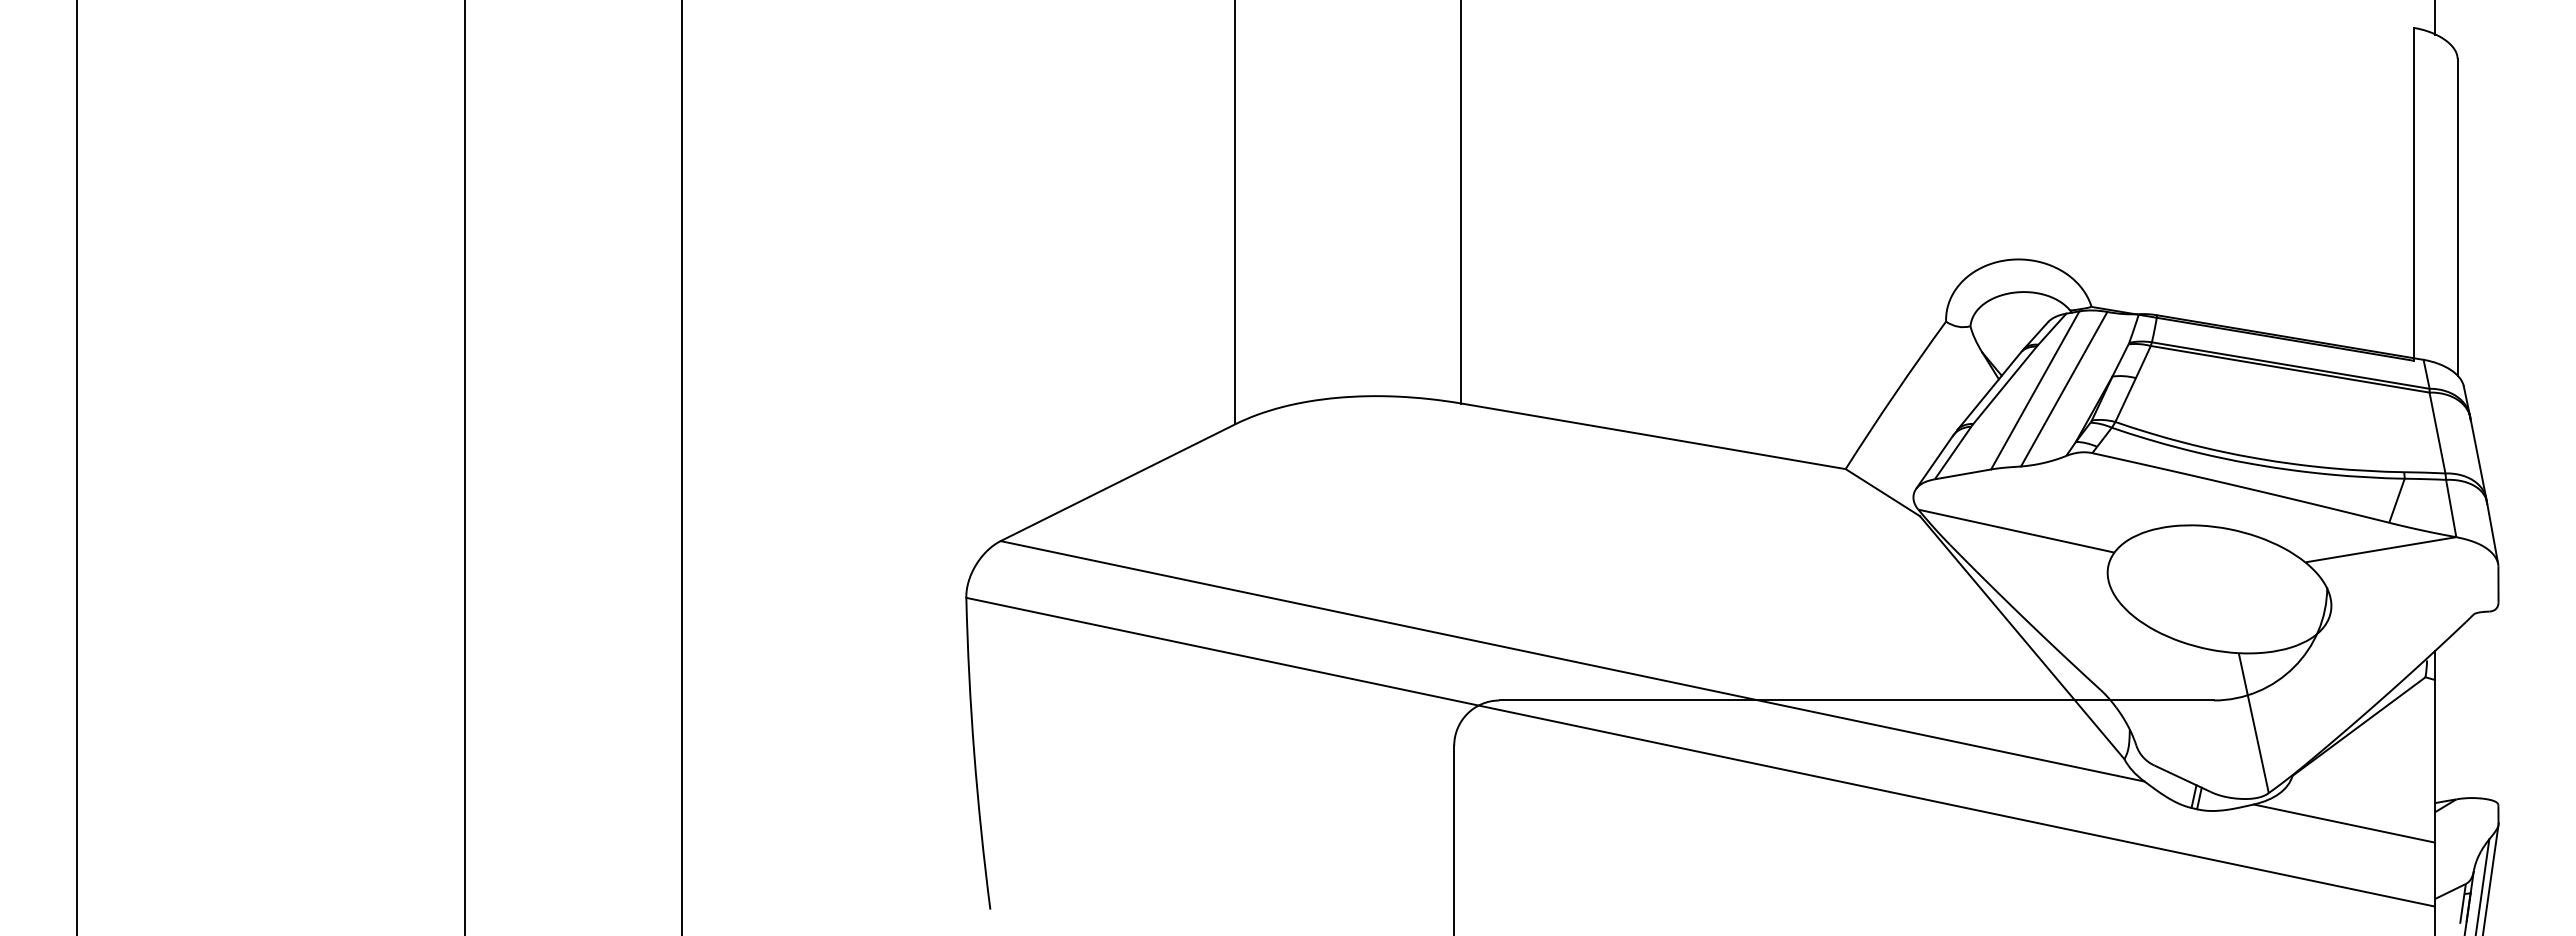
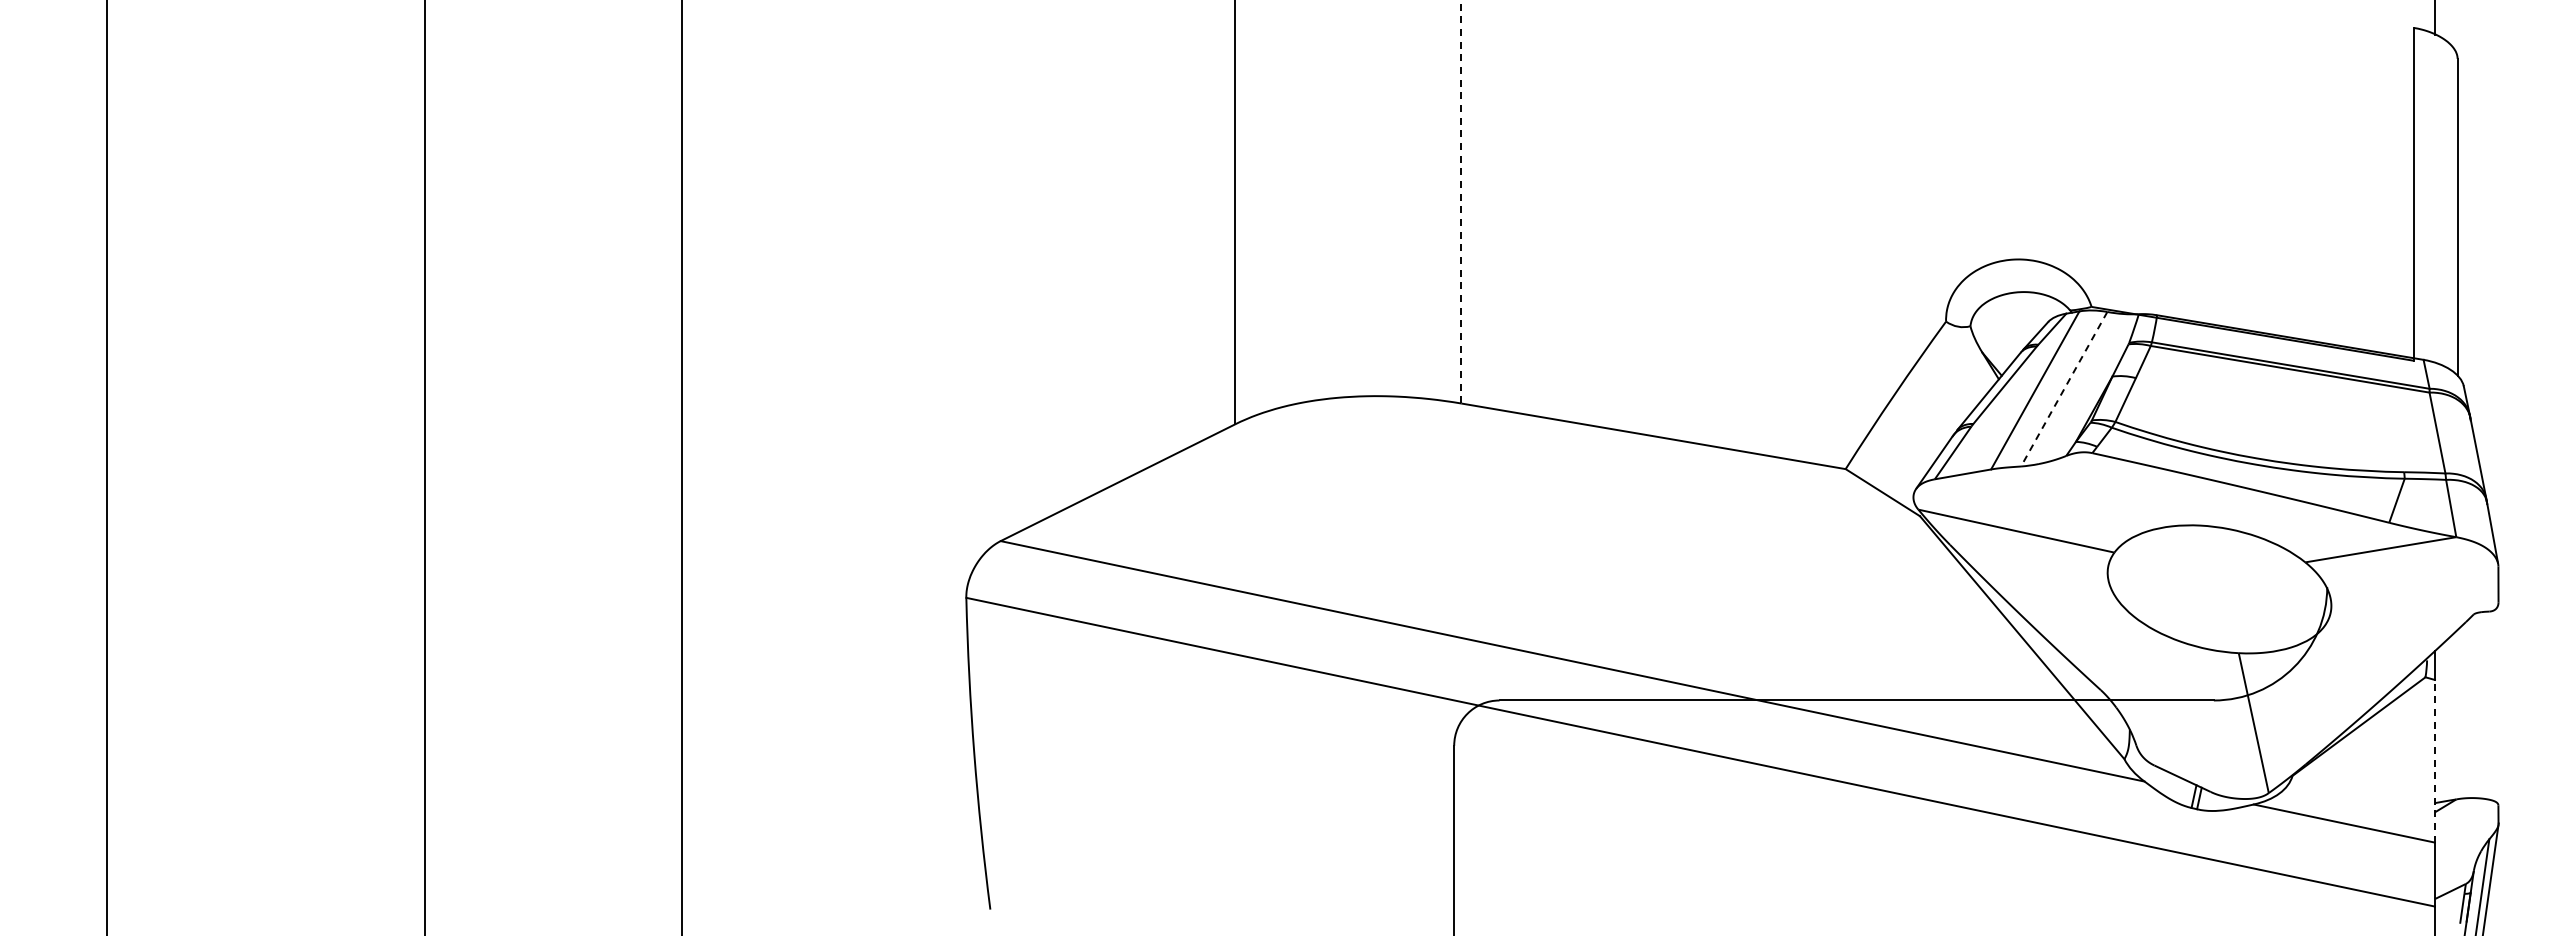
line: solid -> dashed (1461, 201)
line: solid -> dashed (2064, 389)
line position: (77, 467) -> (107, 467) (107, 467)
line position: (464, 467) -> (424, 467) (424, 467)
line: solid -> dashed (2434, 760)
